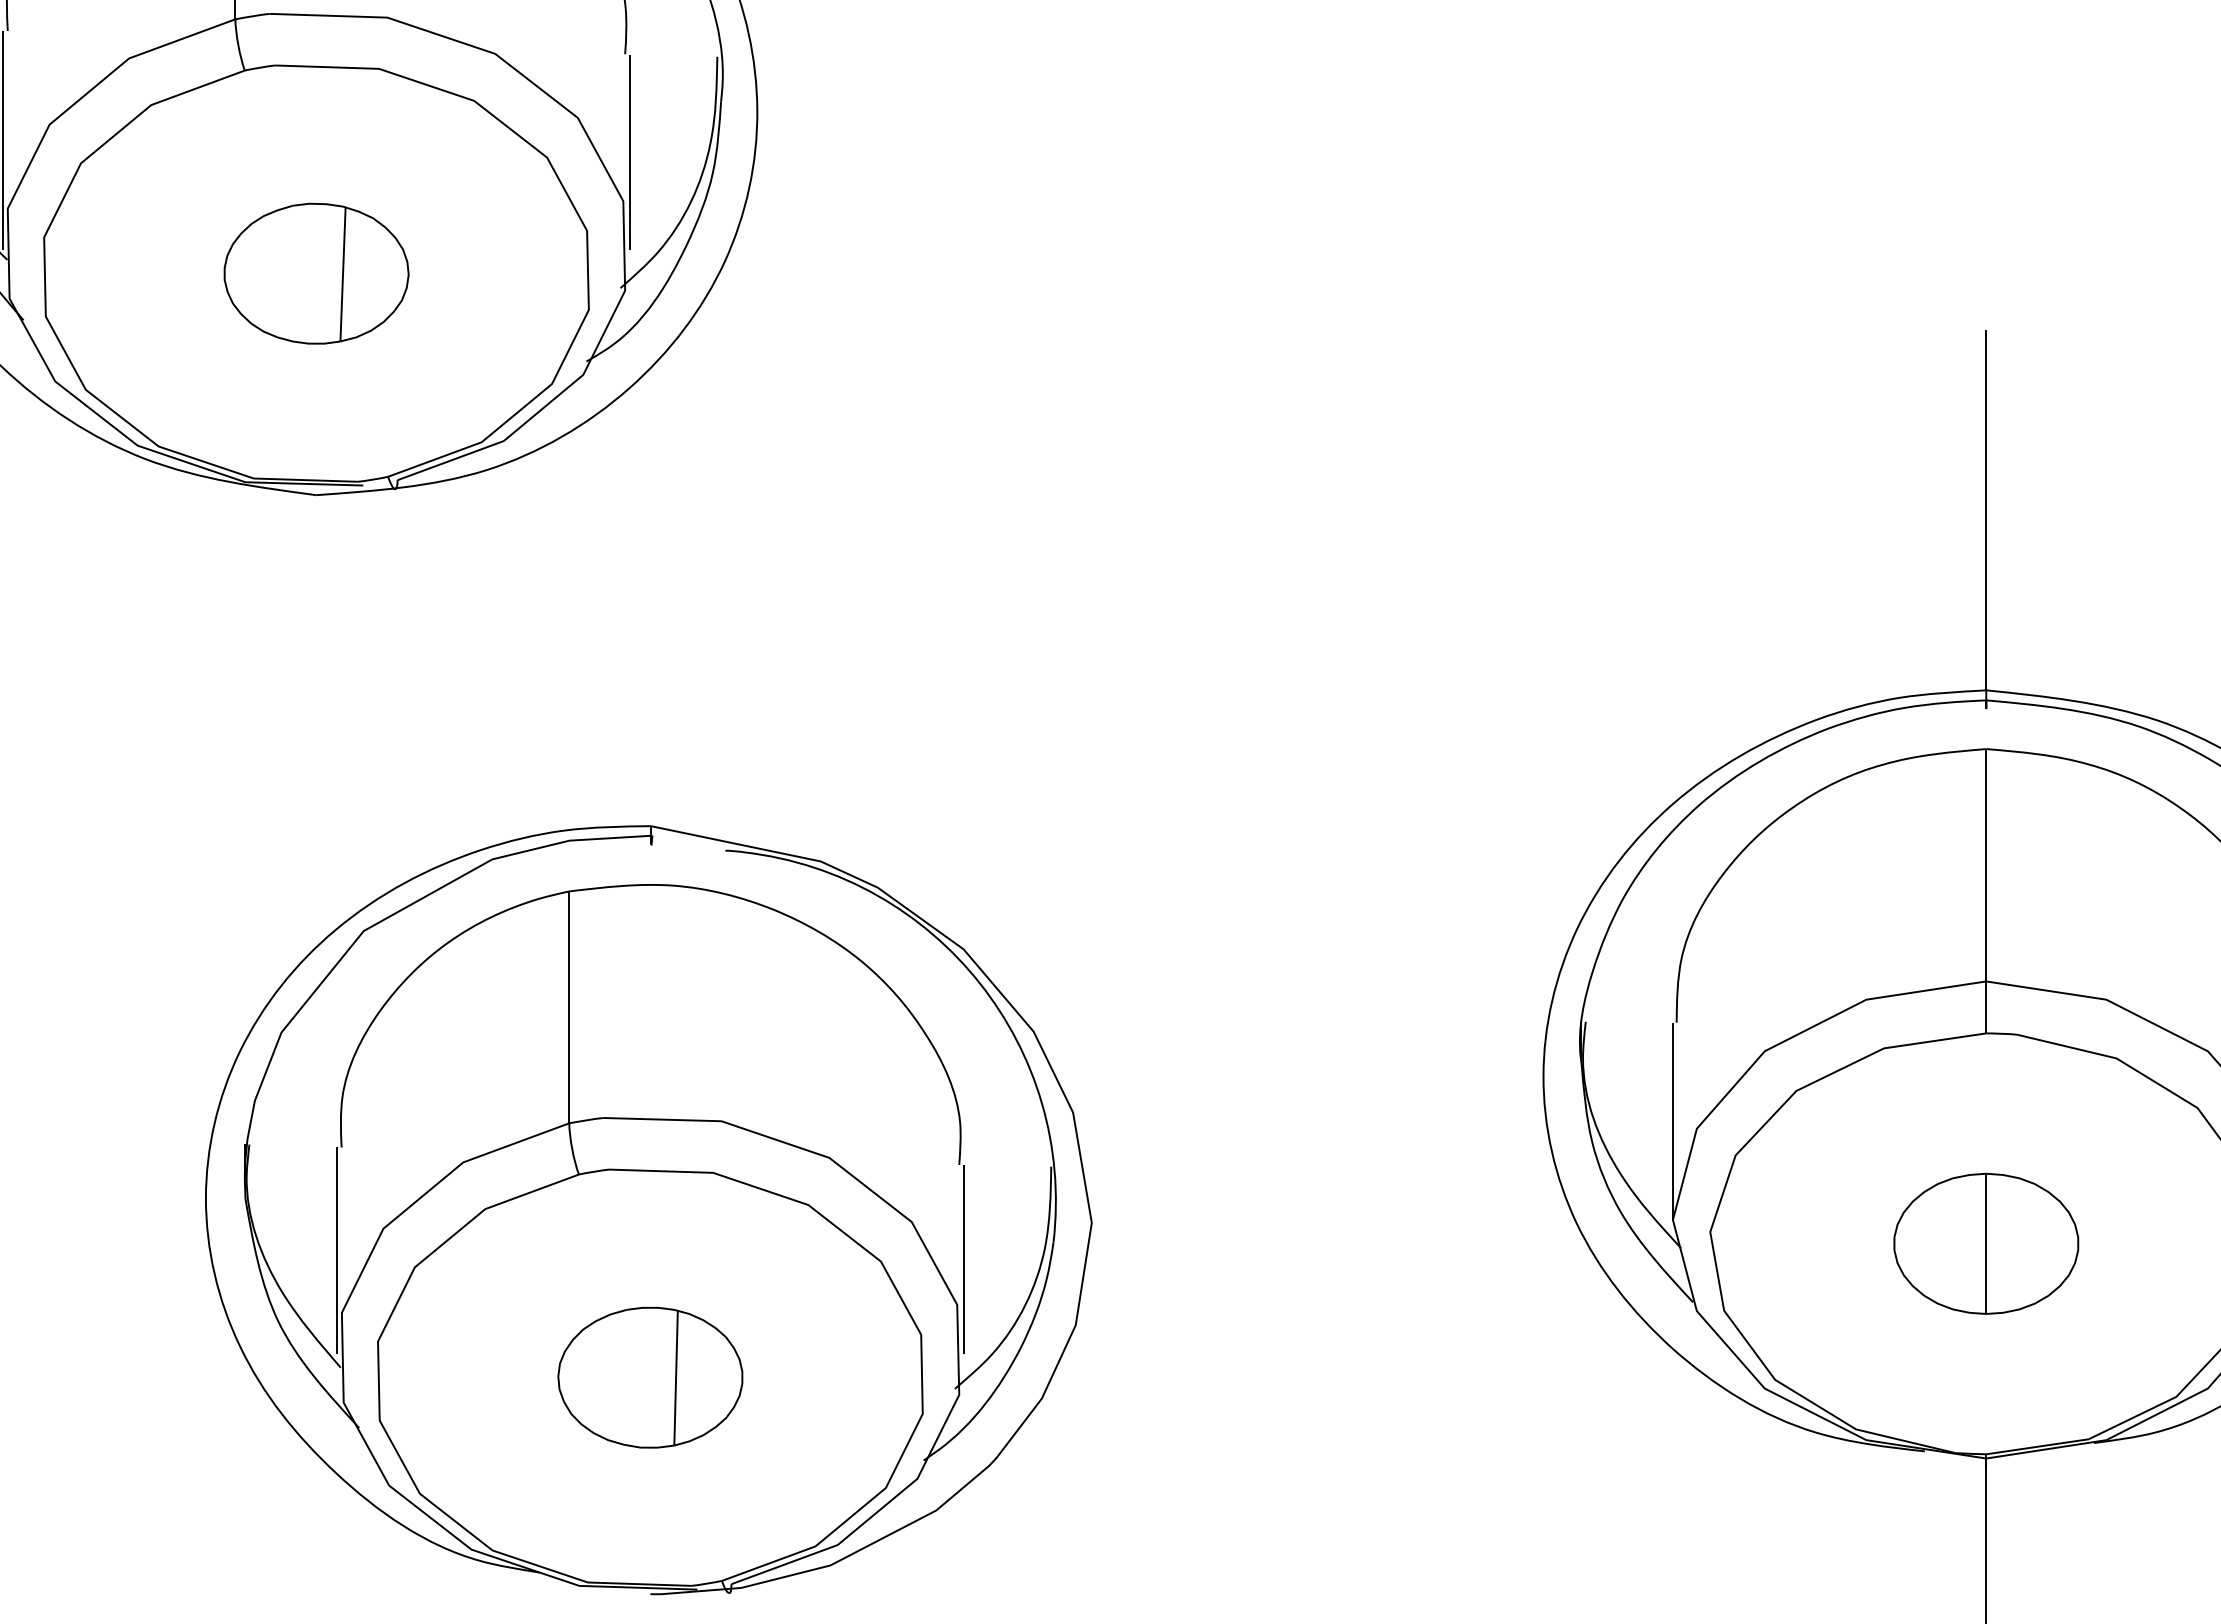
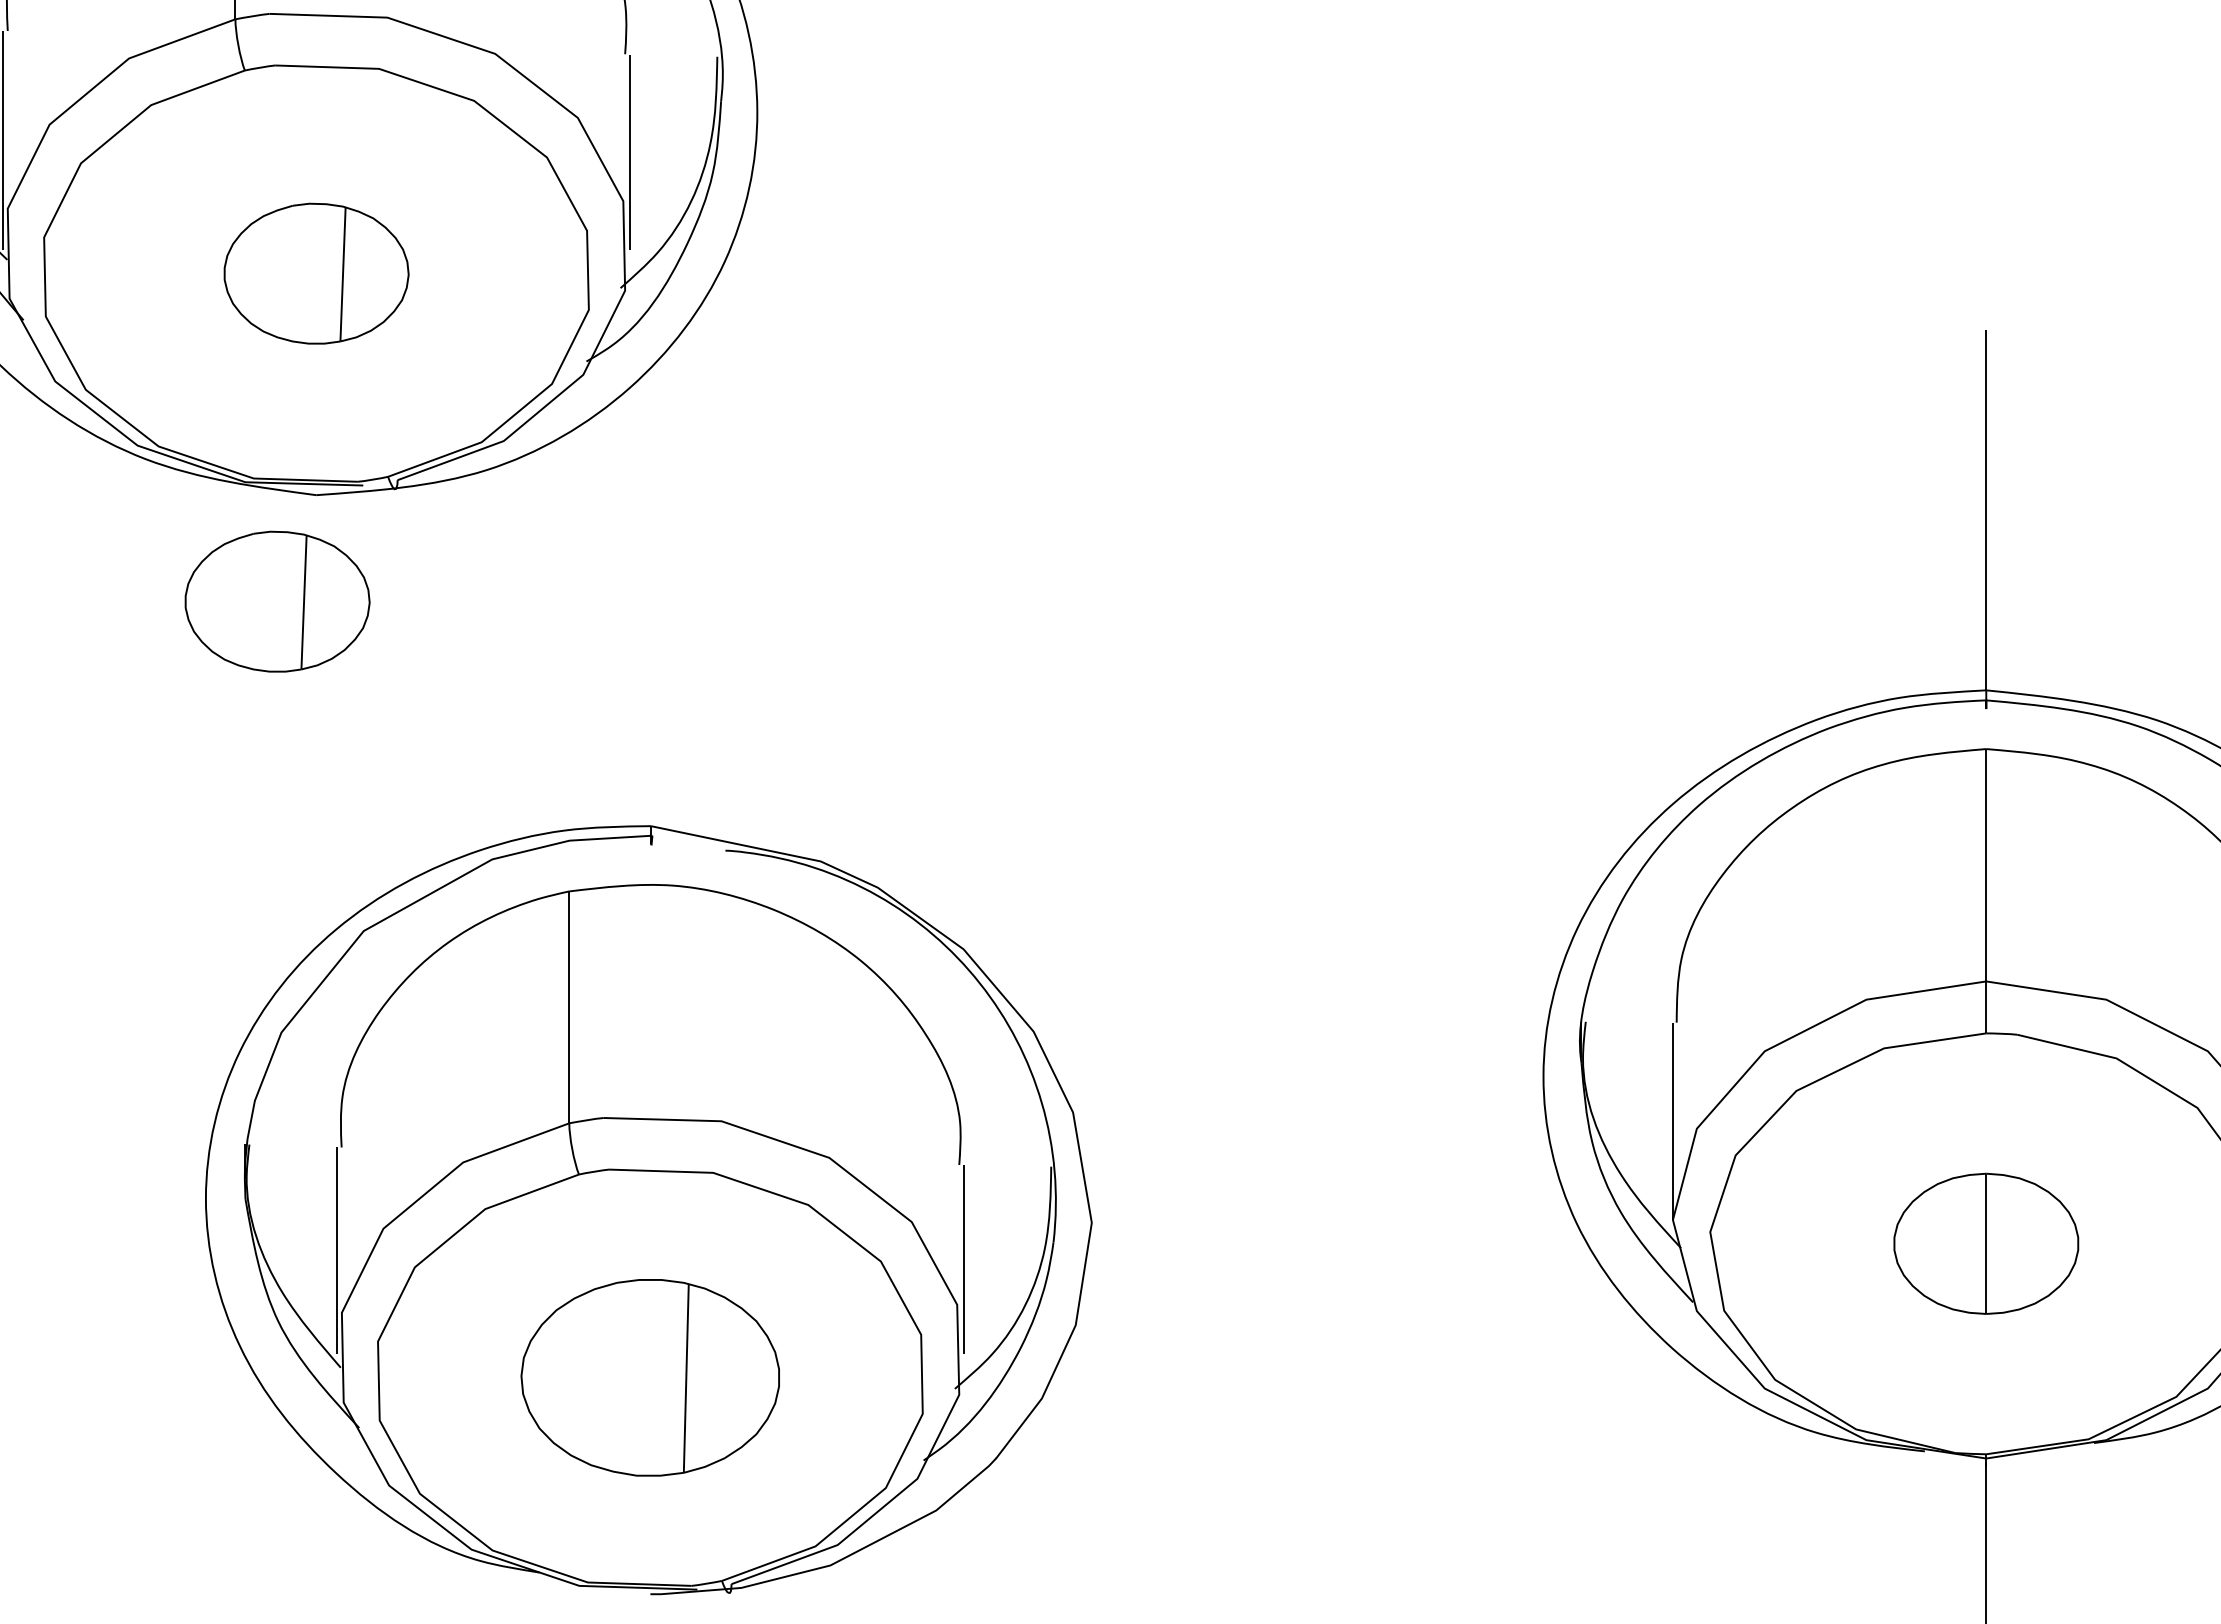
part: none -> present (277, 601)
part size: 187x143 px -> 260x198 px (649, 1377)
